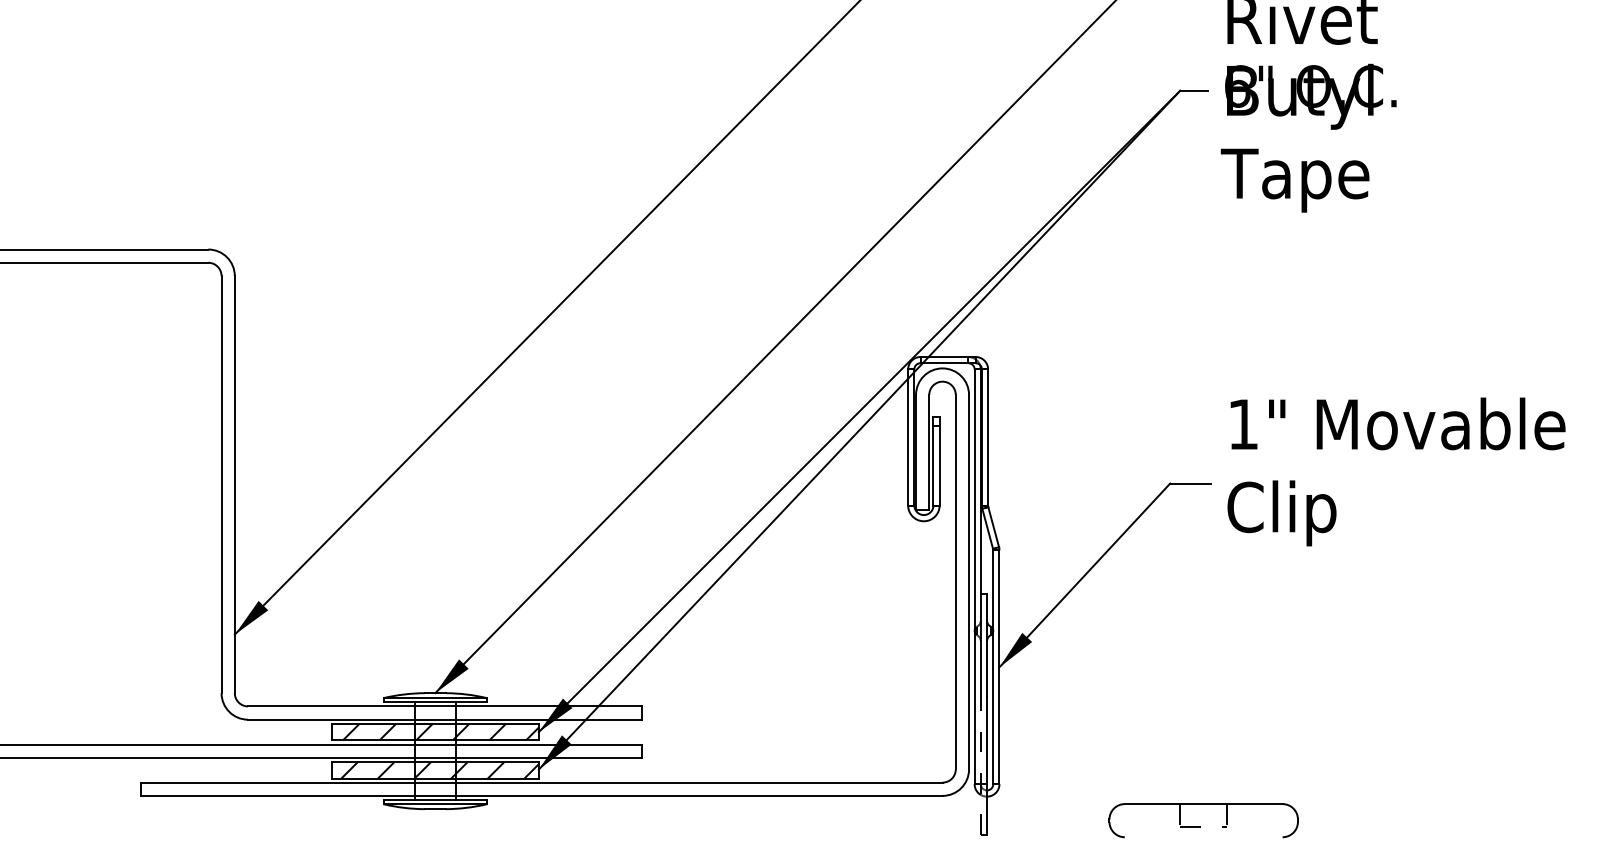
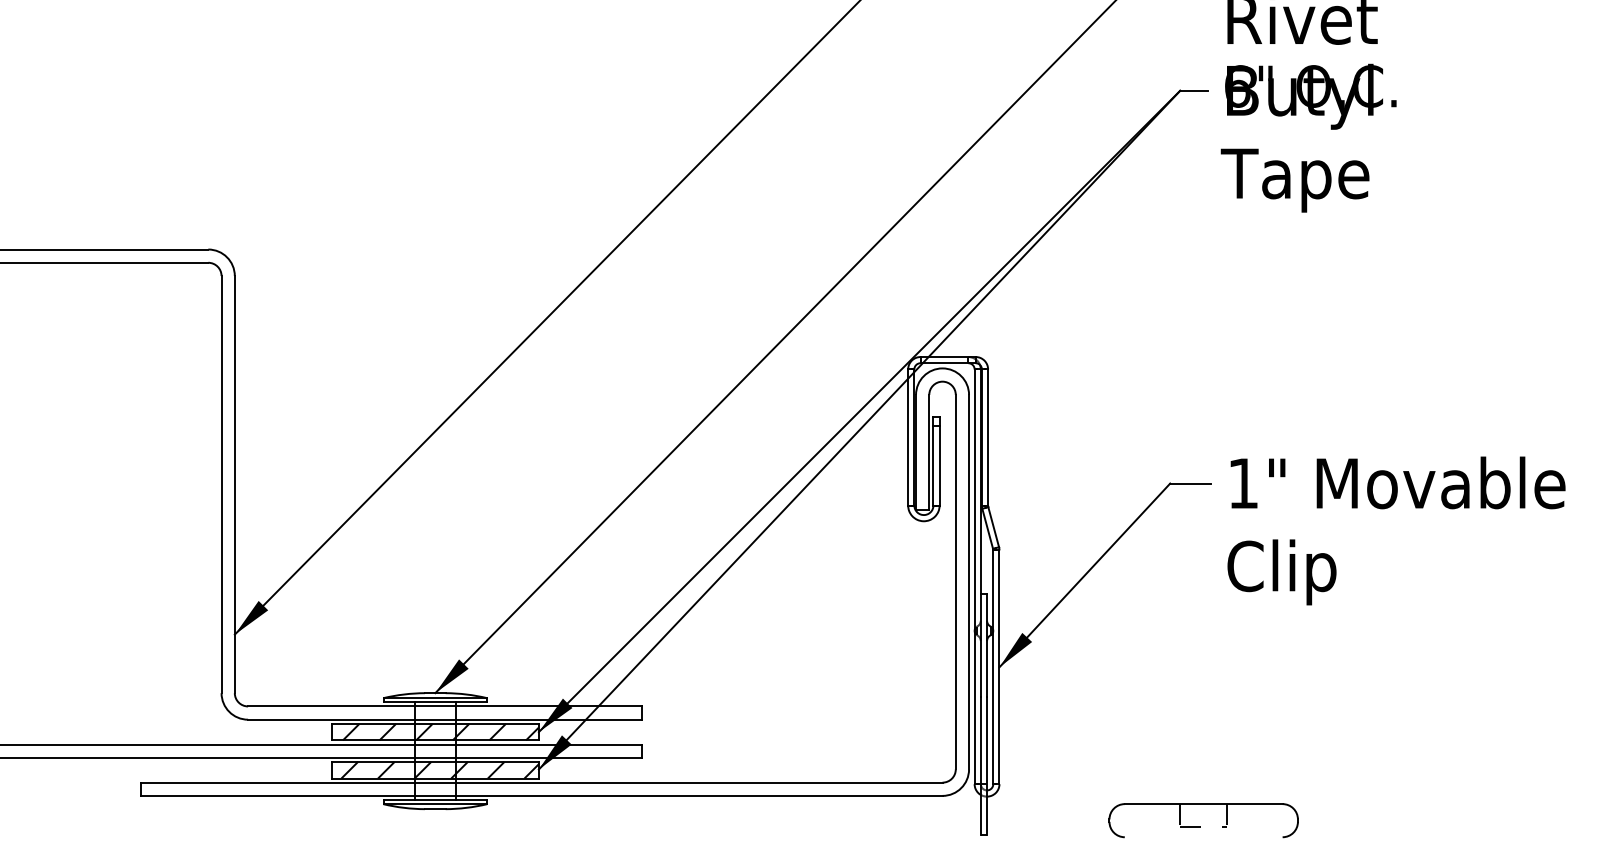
text position: (1396, 471) -> (1396, 530) (1396, 530)
line: dashed -> solid (980, 766)
